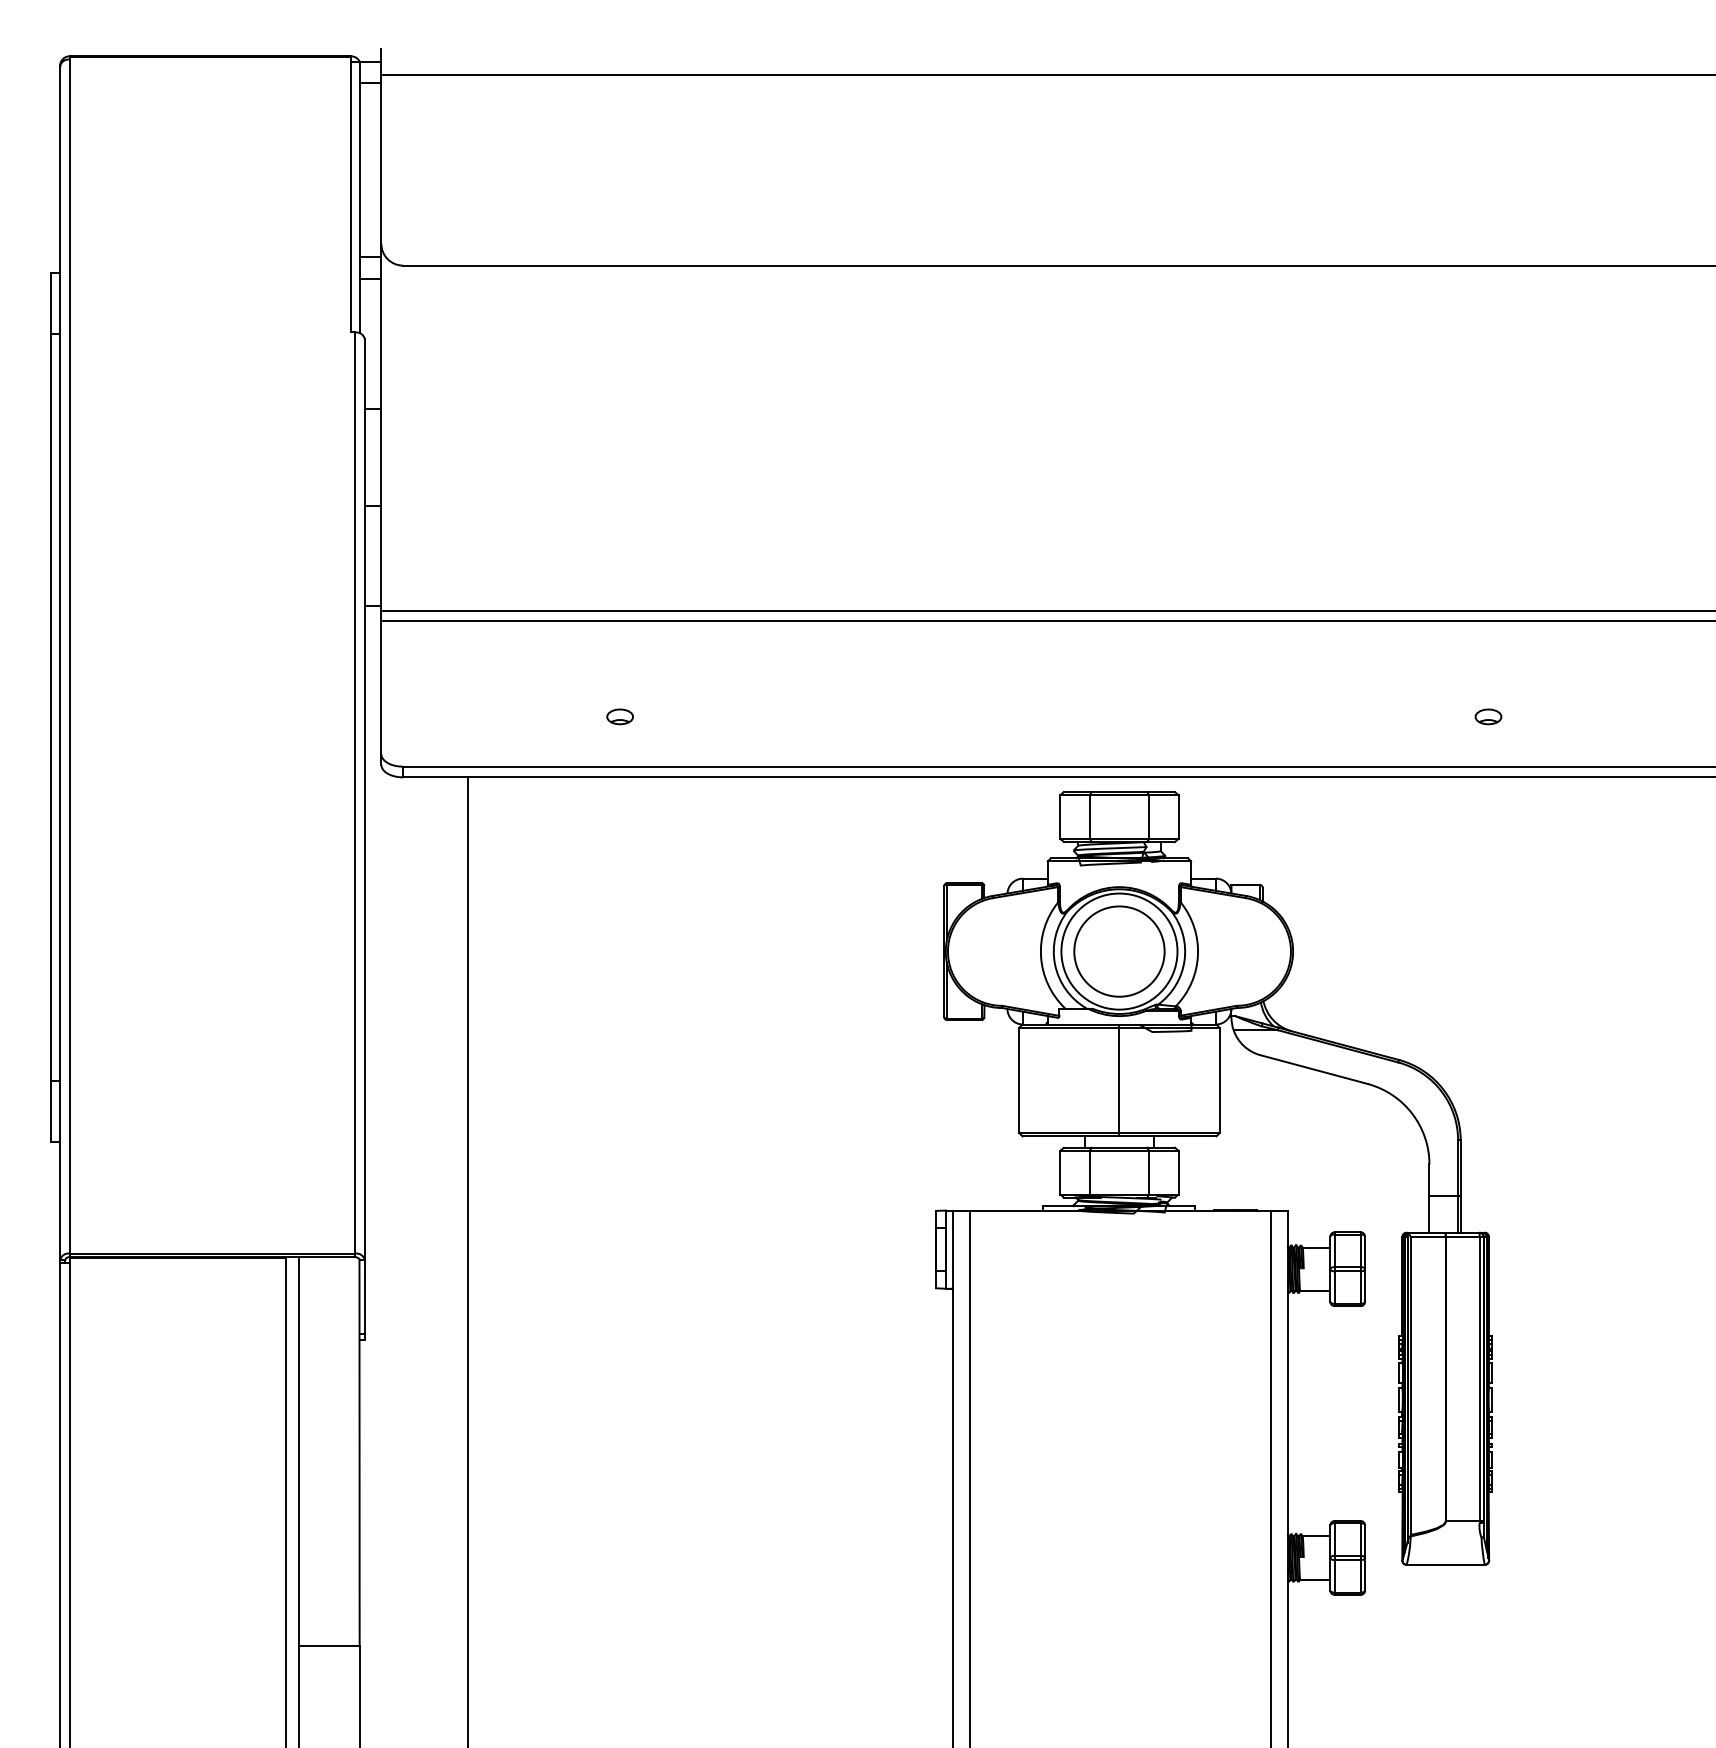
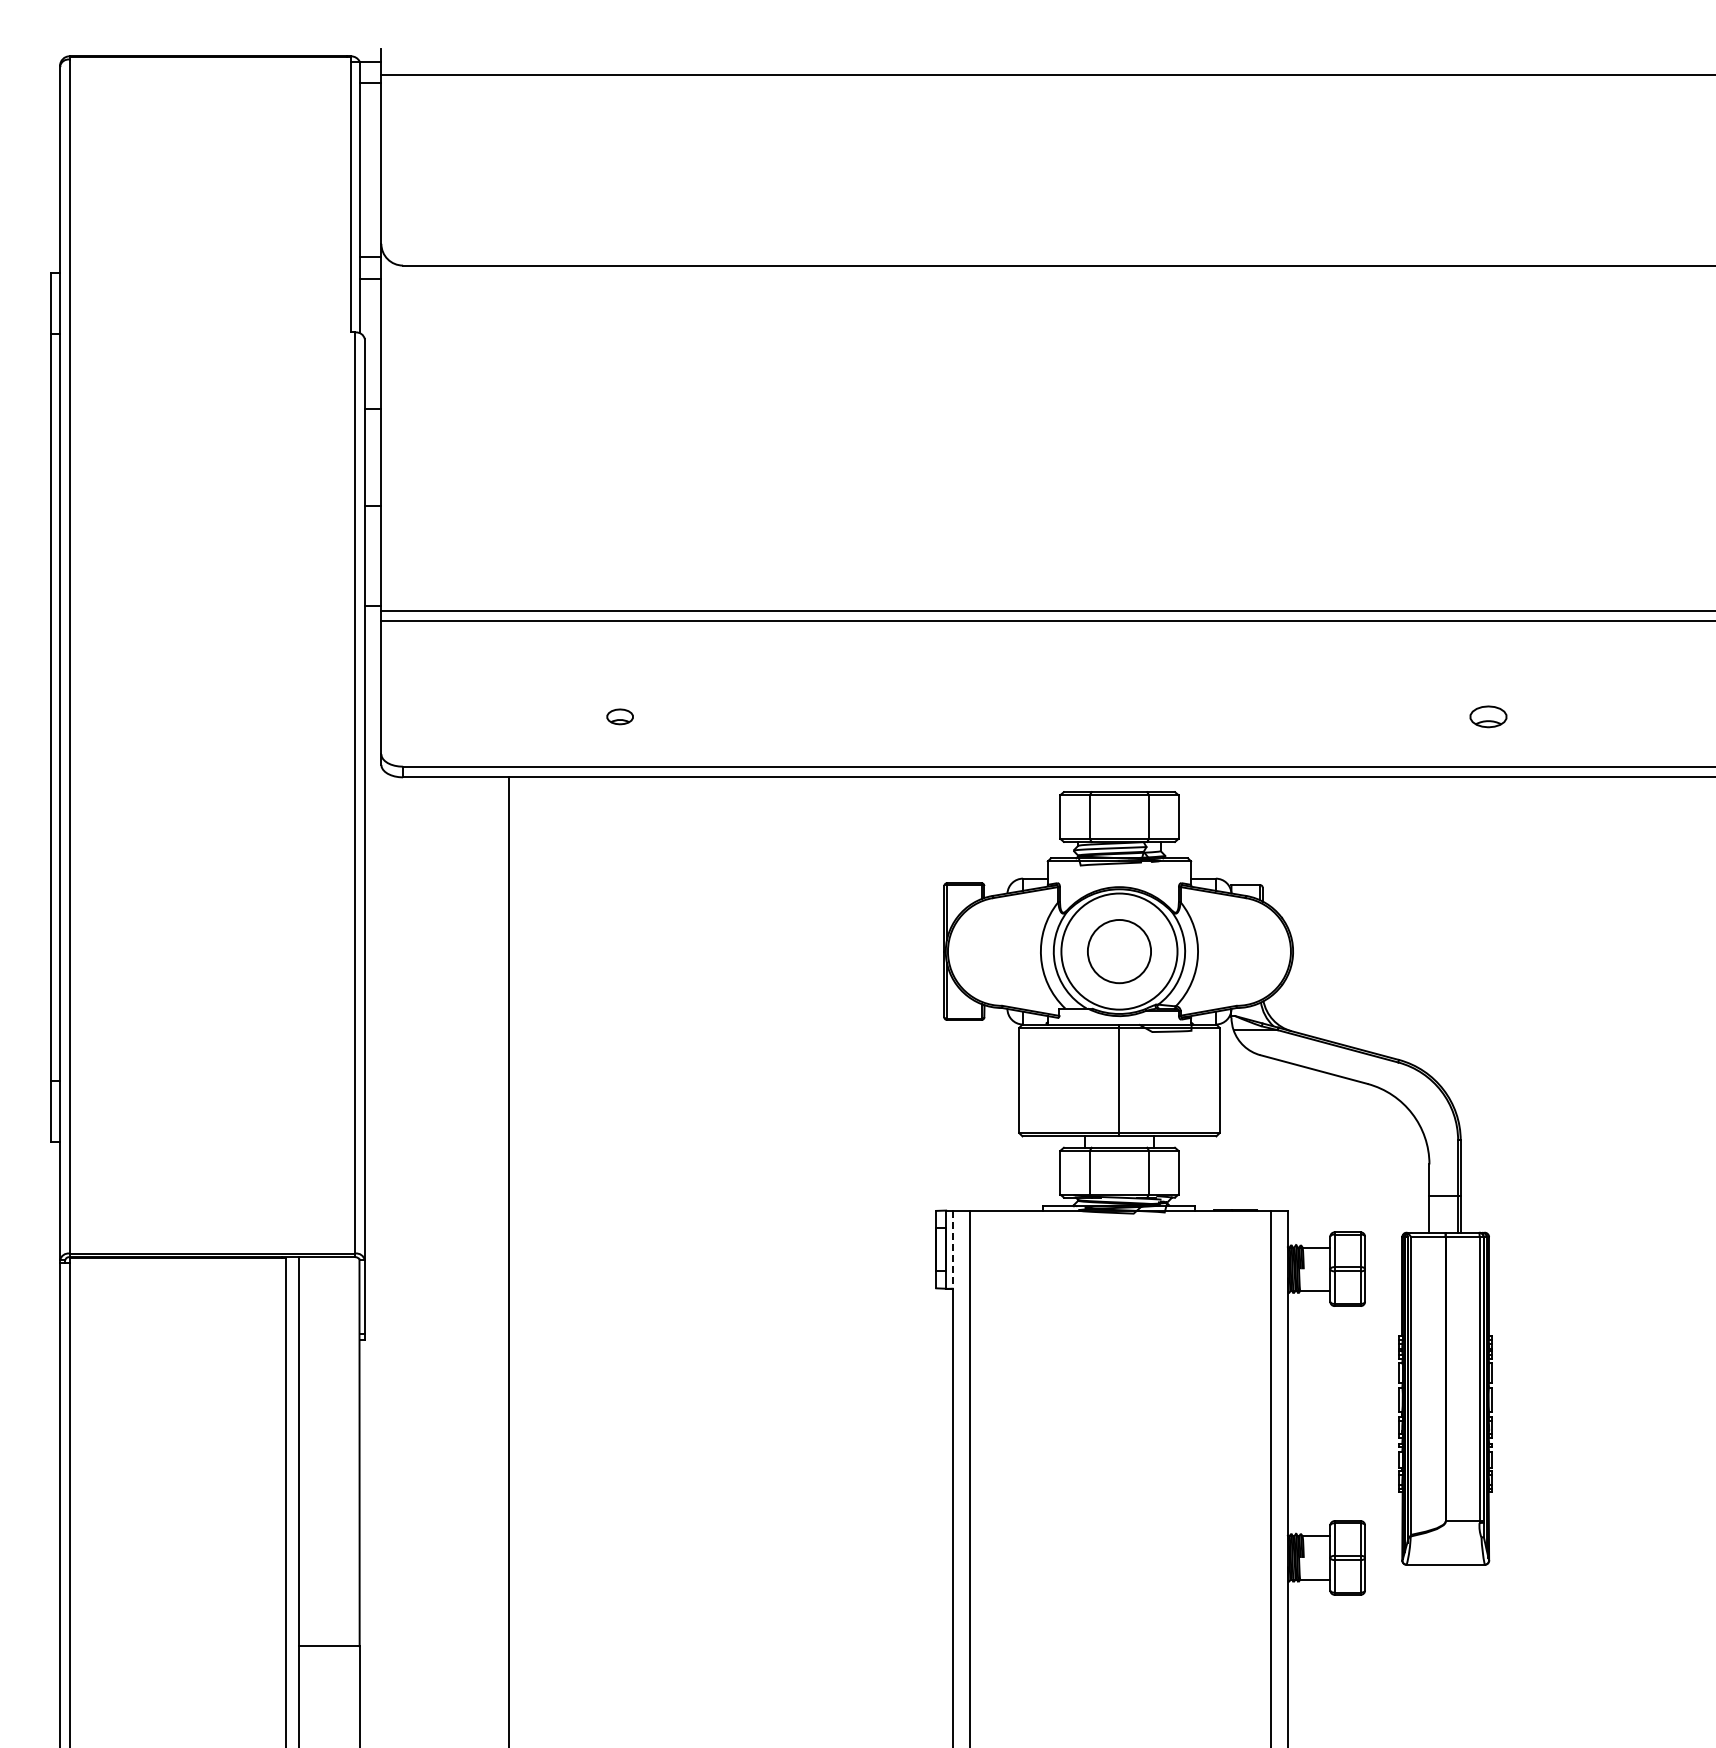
part size: 29x18 px -> 39x24 px (1488, 716)
circle diameter: 90 px -> 63 px (1119, 951)
line: solid -> dashed (952, 1250)
line position: (468, 1260) -> (509, 1260) (509, 1260)
